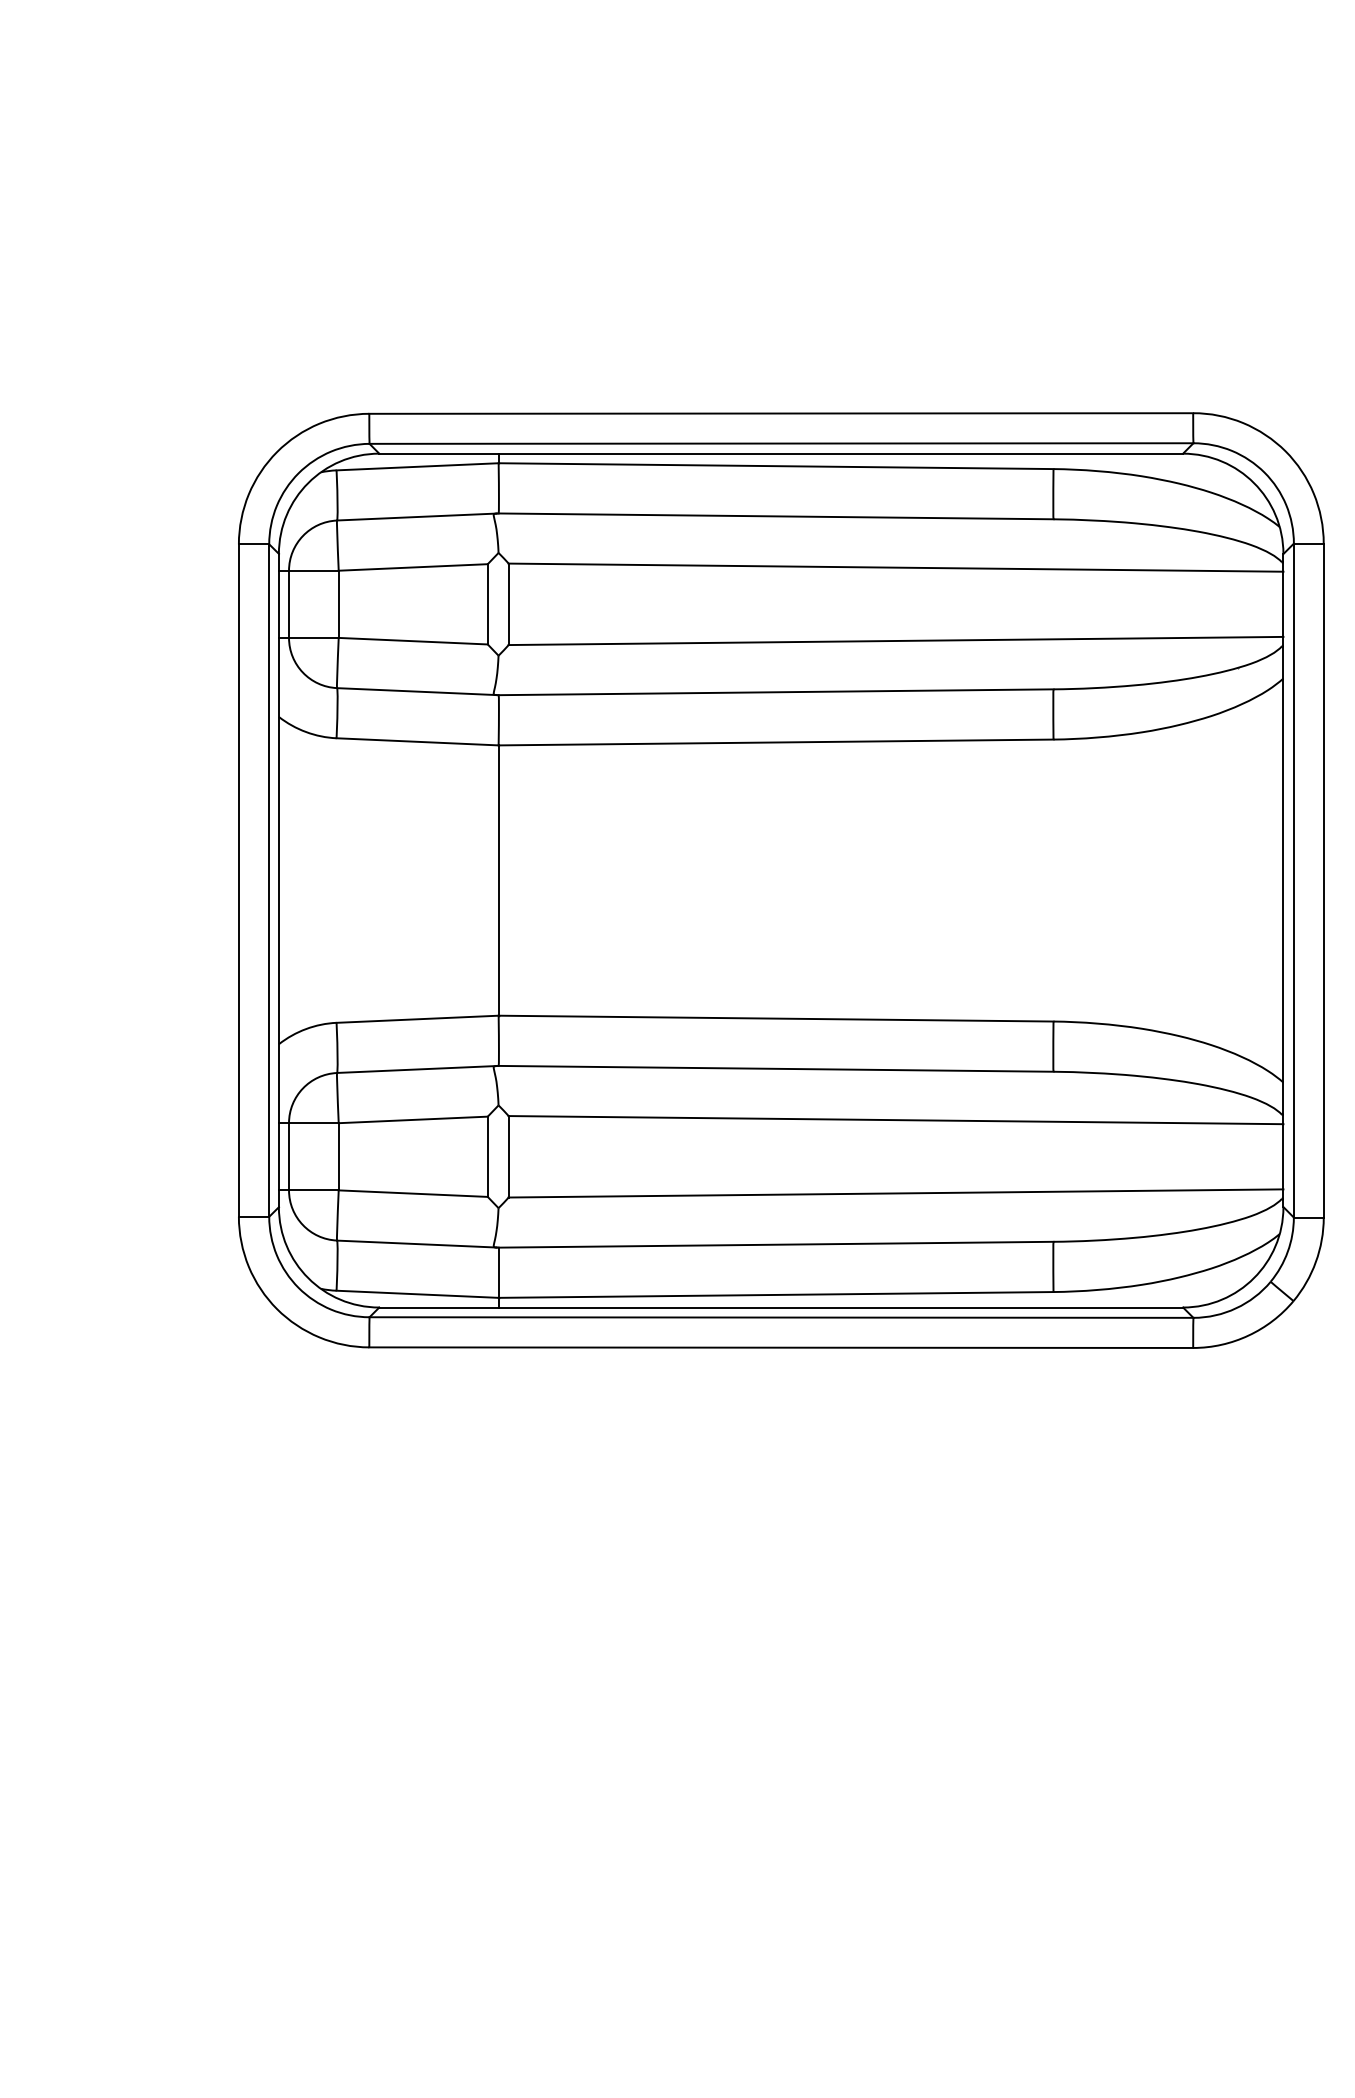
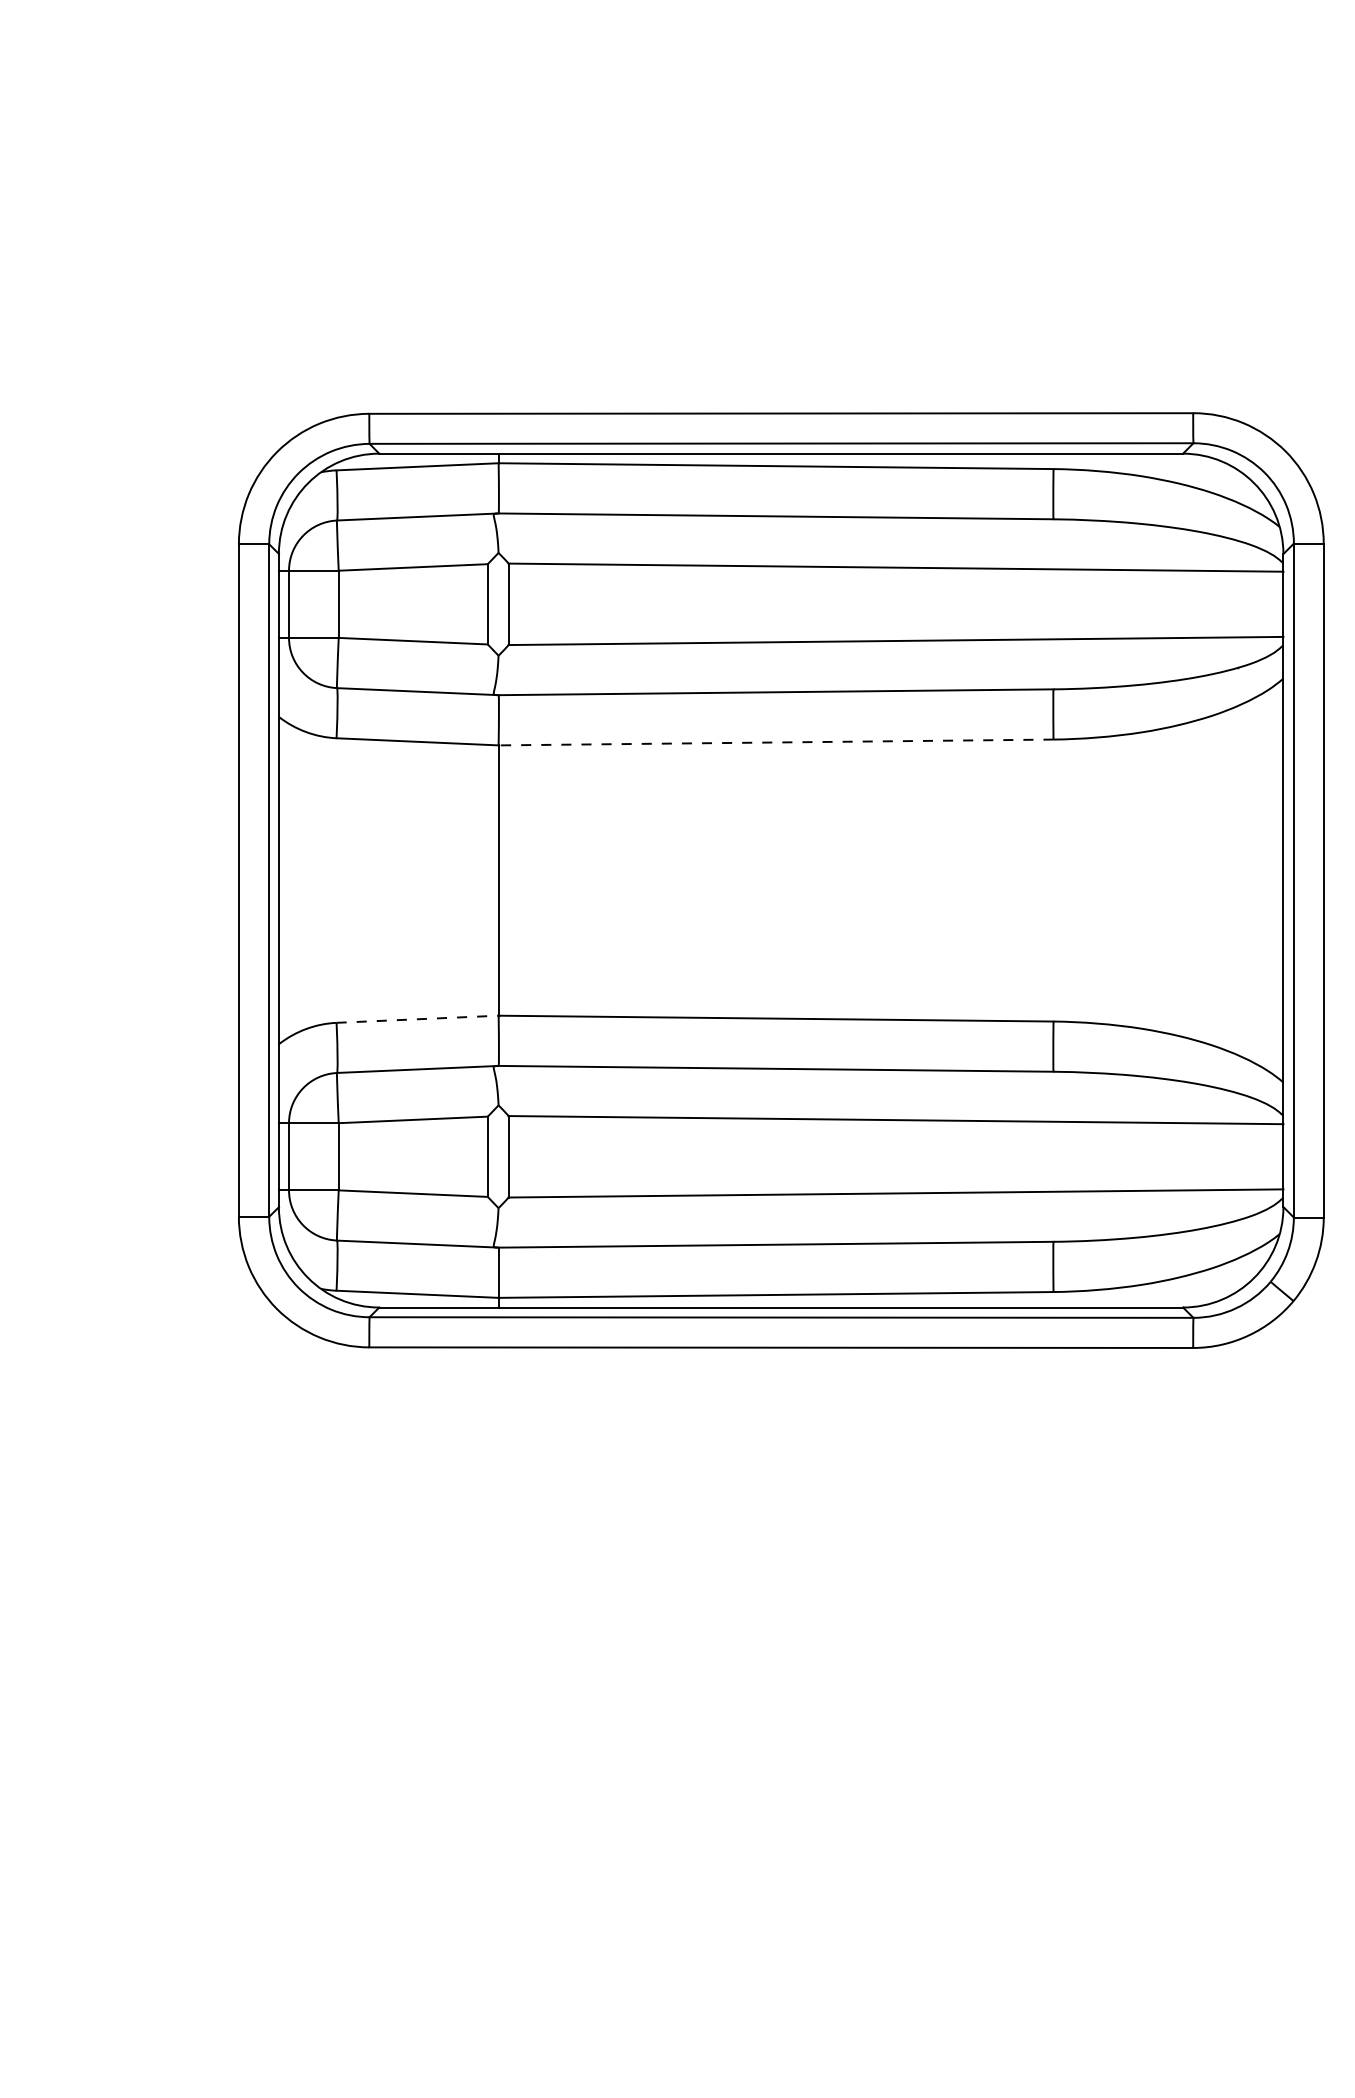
line: solid -> dashed (775, 742)
line: solid -> dashed (418, 1019)
